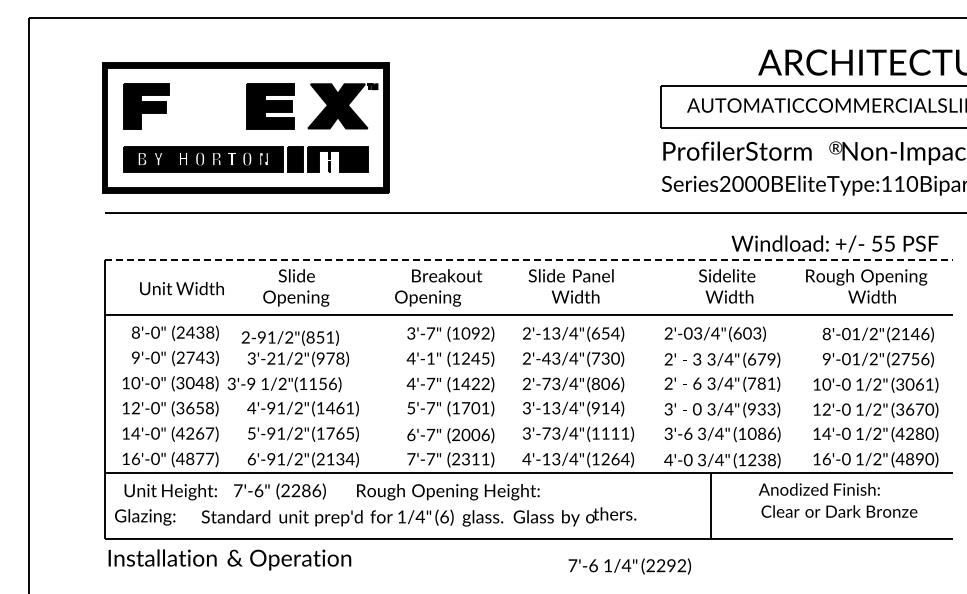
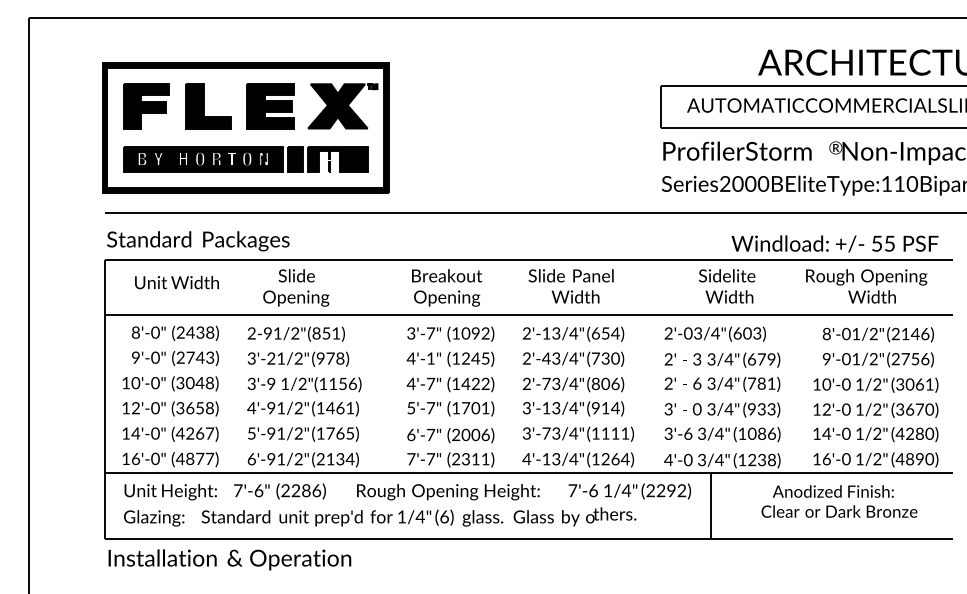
part: none -> present (208, 106)
part: none -> present (198, 241)
line: dashed -> solid (528, 260)
text position: (181, 288) -> (176, 282) (176, 282)
text position: (428, 298) -> (447, 298) (447, 298)
text position: (289, 337) -> (295, 333) (295, 333)
text position: (284, 384) -> (304, 384) (304, 384)
text position: (818, 489) -> (832, 491) (832, 491)
text position: (145, 517) -> (154, 518) (154, 518)
text position: (629, 566) -> (629, 491) (629, 491)
